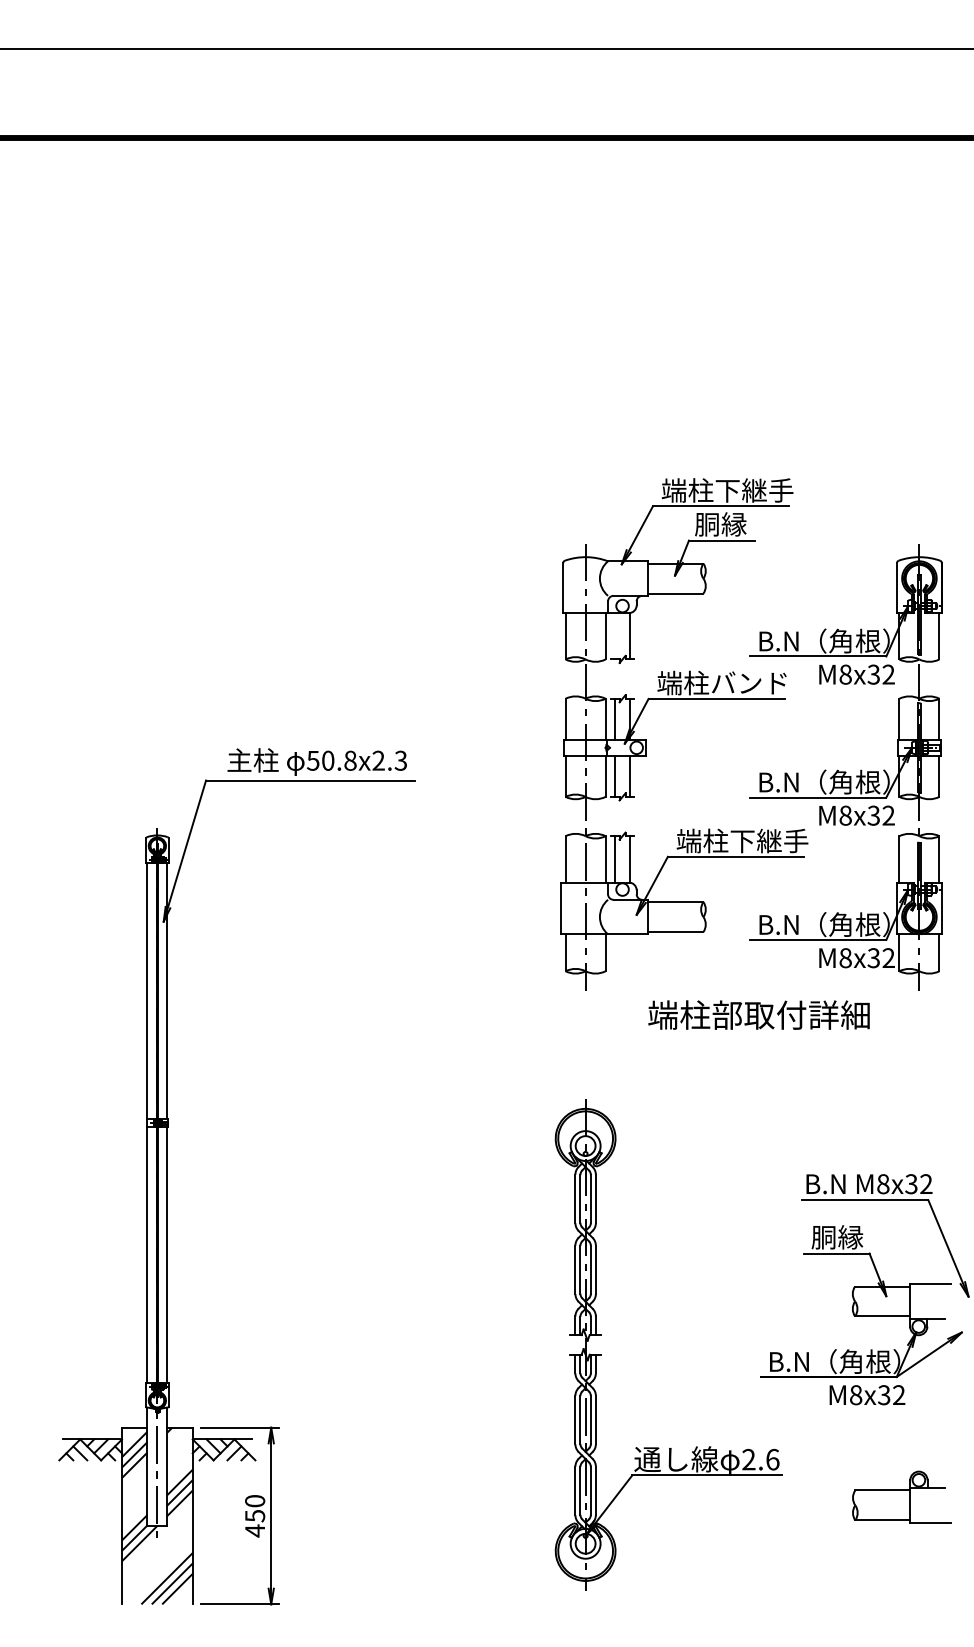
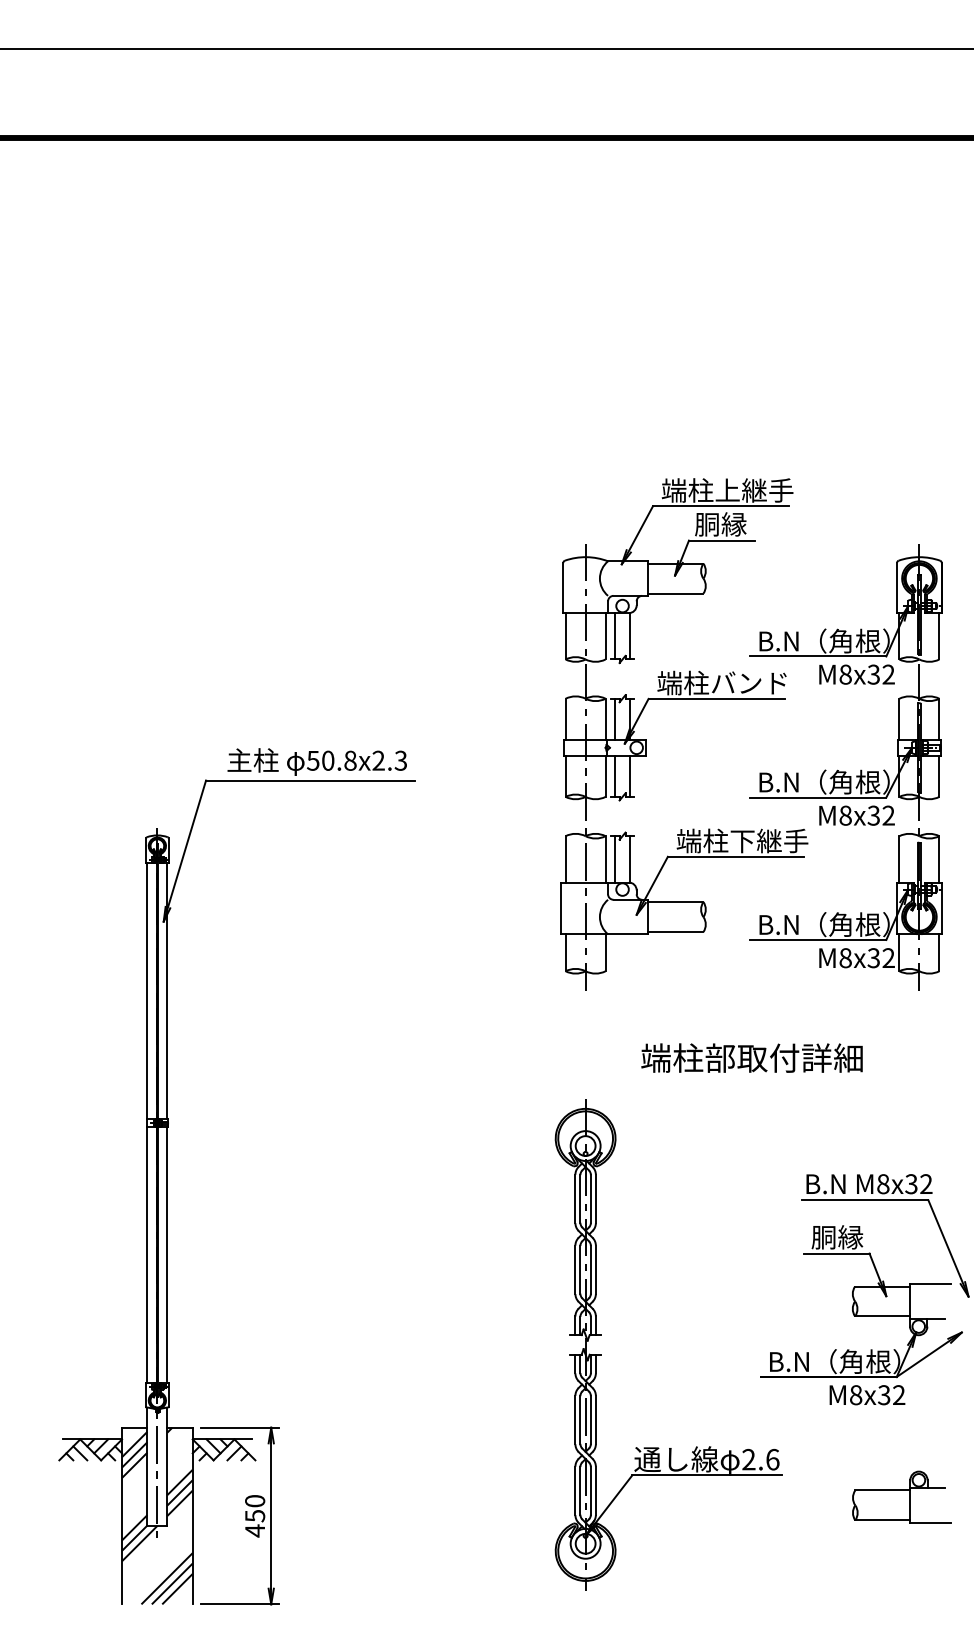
text: 端柱下継手 -> 端柱上継手 (727, 490)
line: none -> present (615, 636)
text position: (758, 1014) -> (751, 1057) (751, 1057)
